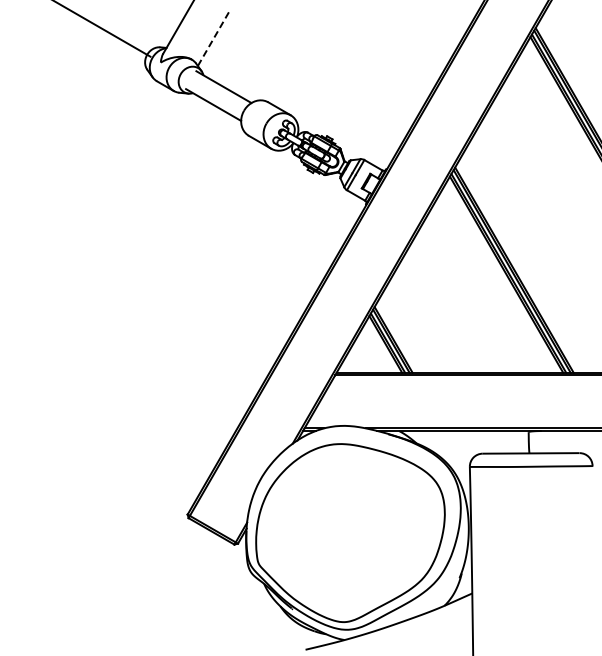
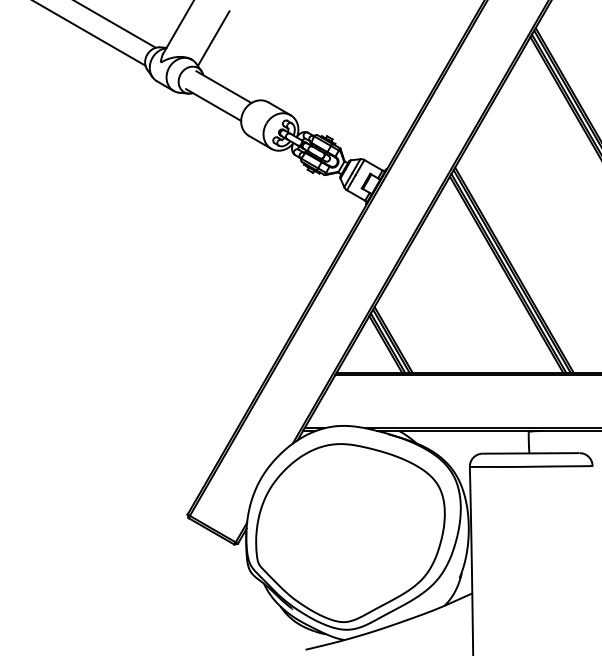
line: none -> present (115, 24)
line position: (103, 29) -> (90, 33) (90, 33)
line: dashed -> solid (213, 38)
